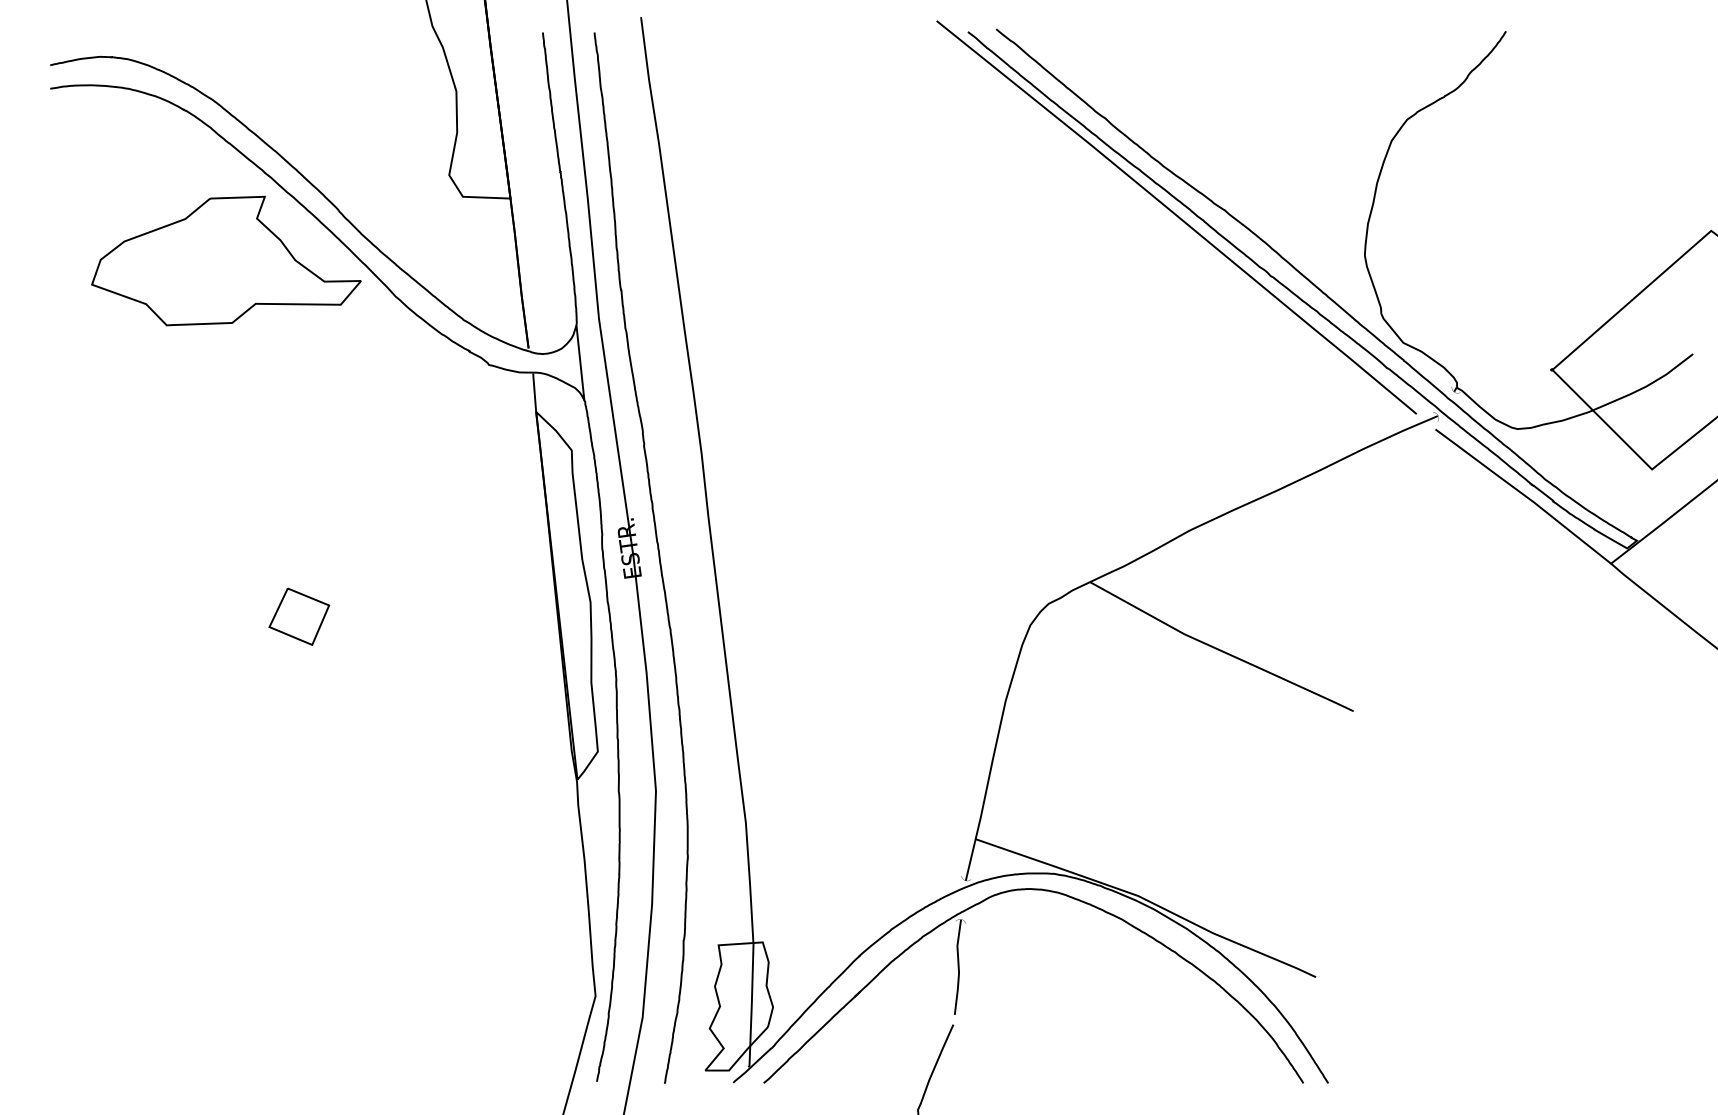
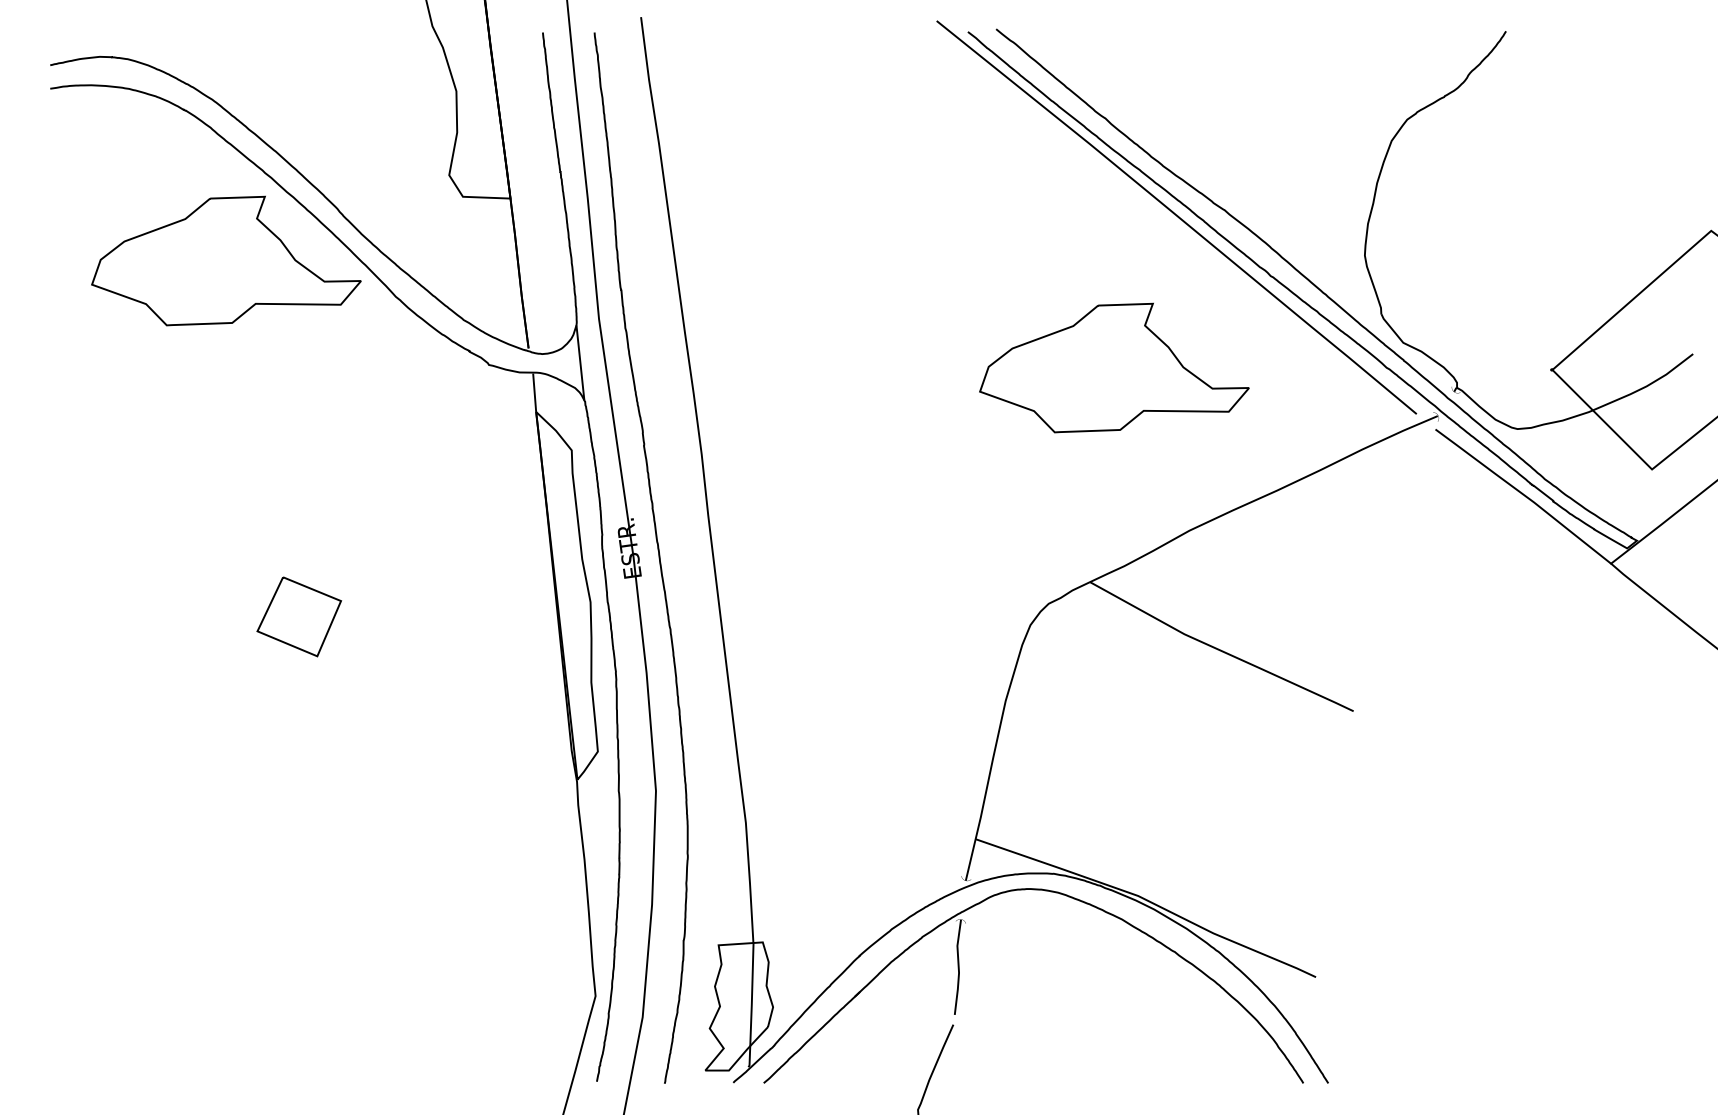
part: none -> present (1114, 367)
part size: 63x59 px -> 87x82 px (299, 616)
